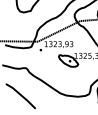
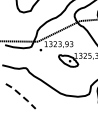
line: solid -> dashed (21, 95)
